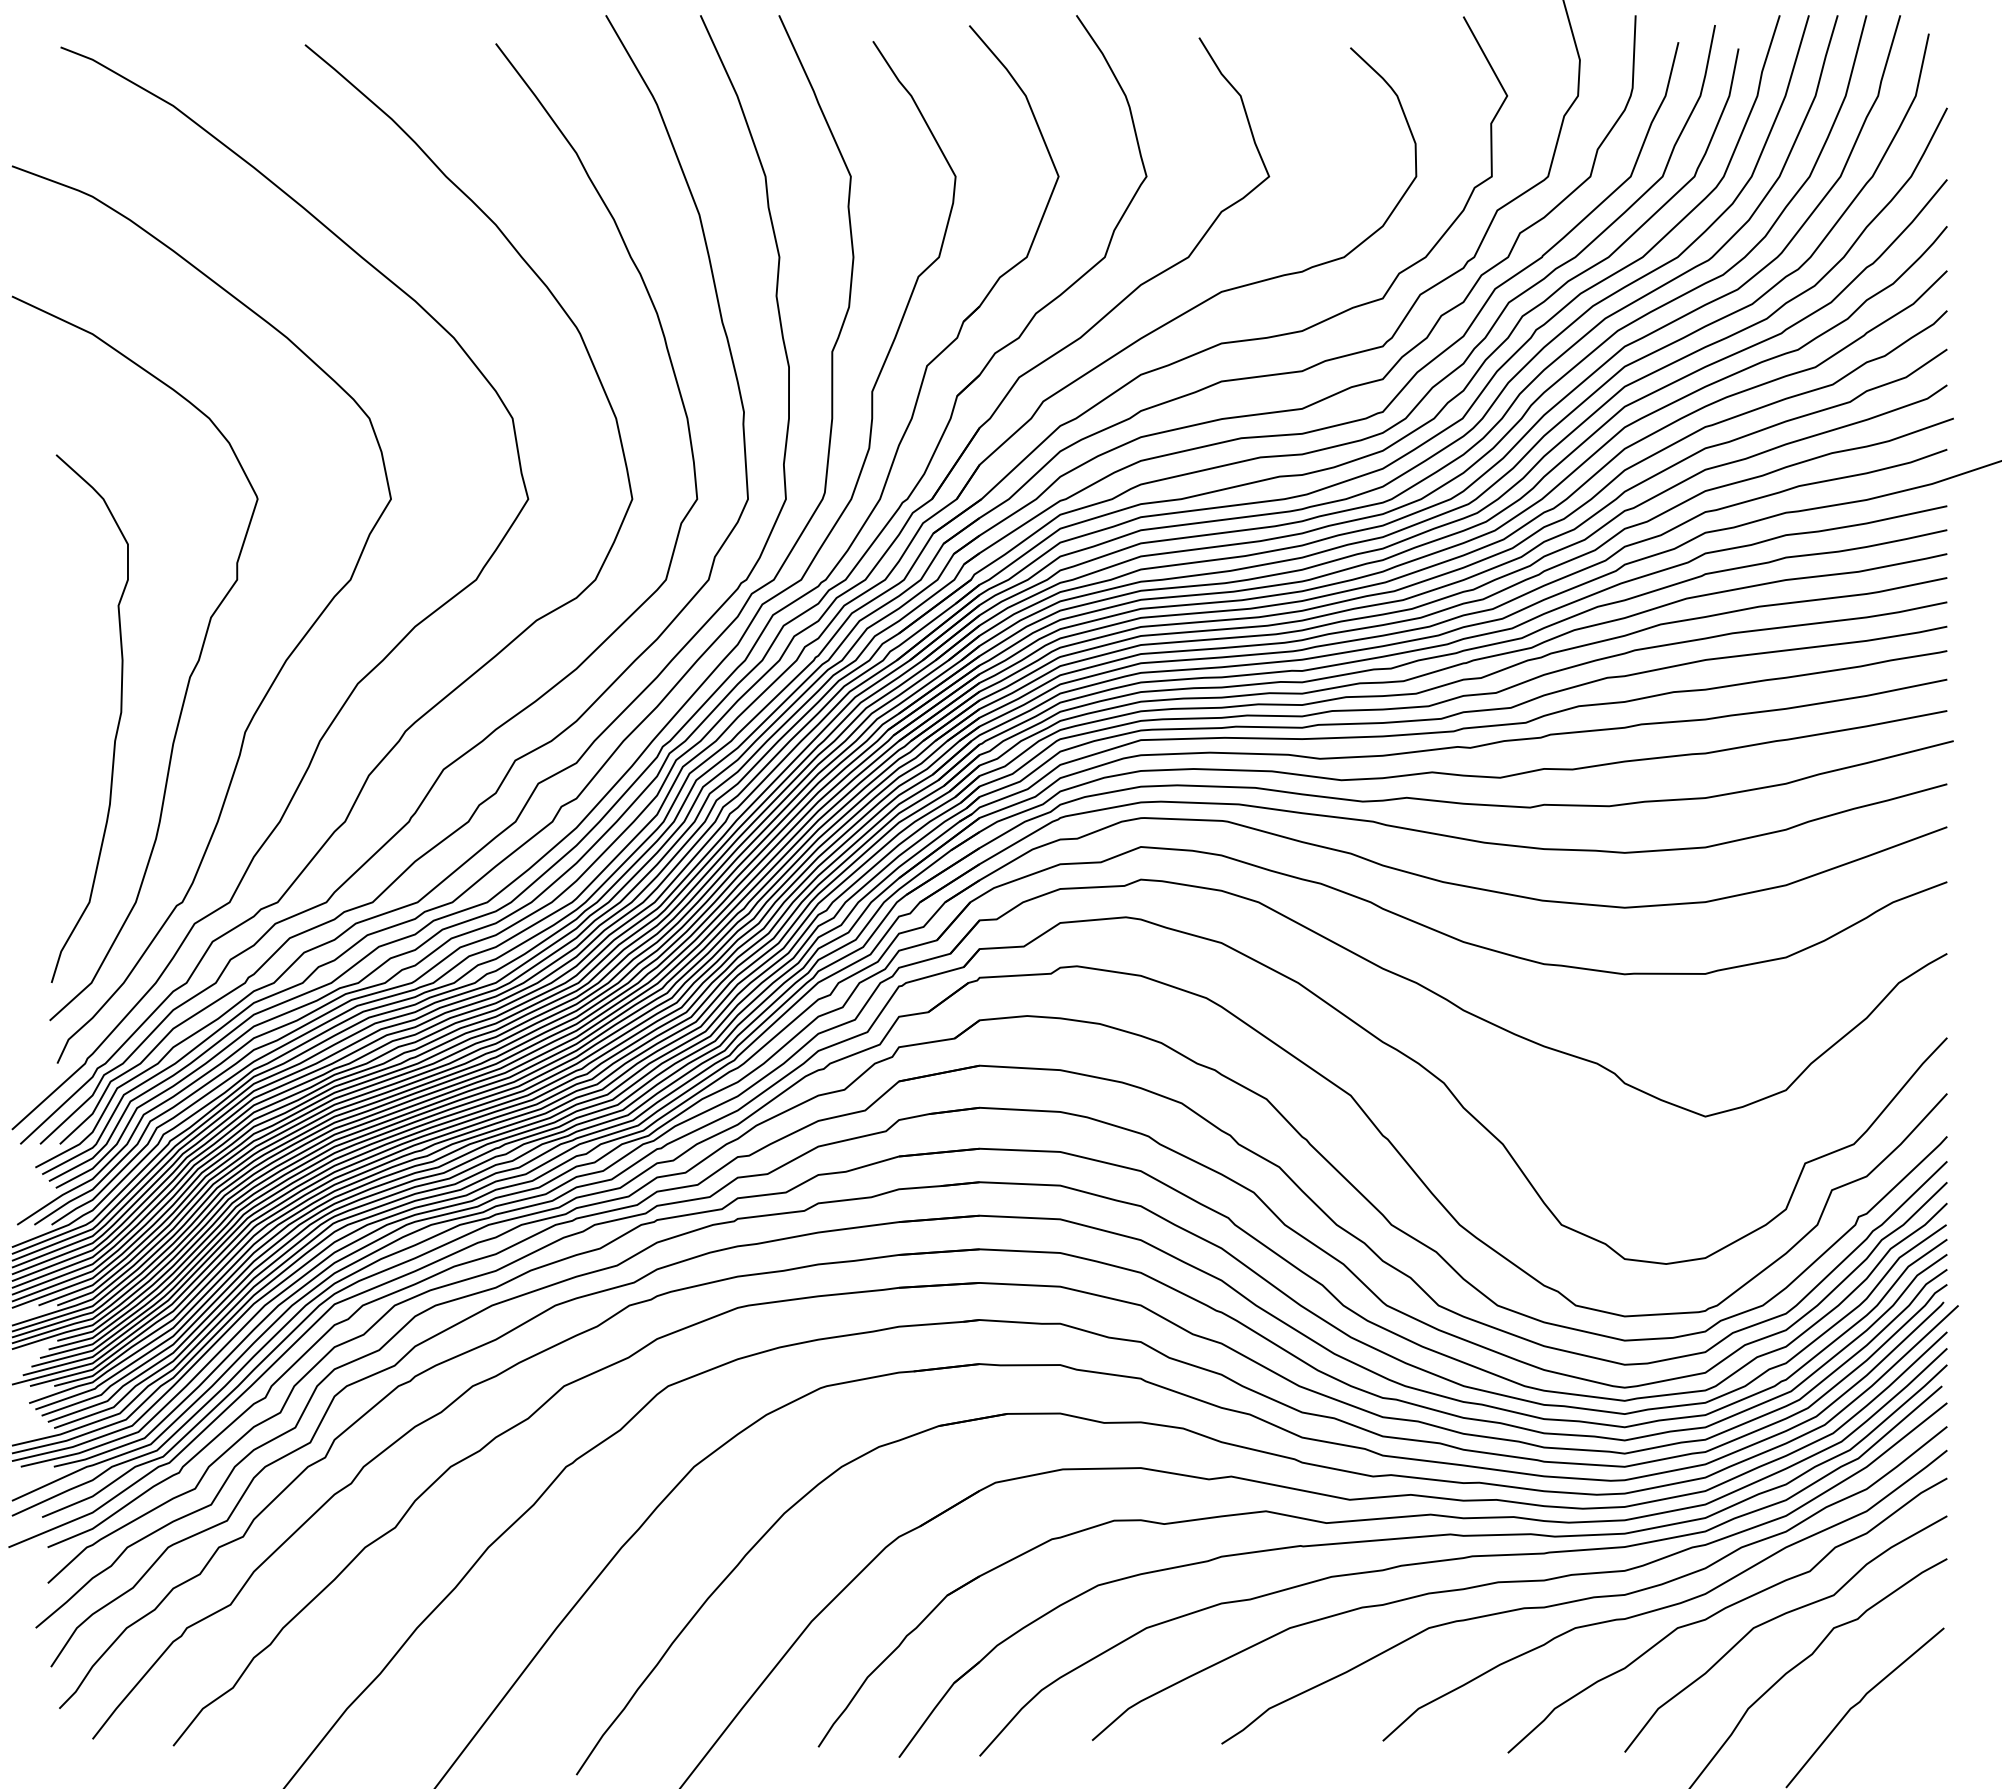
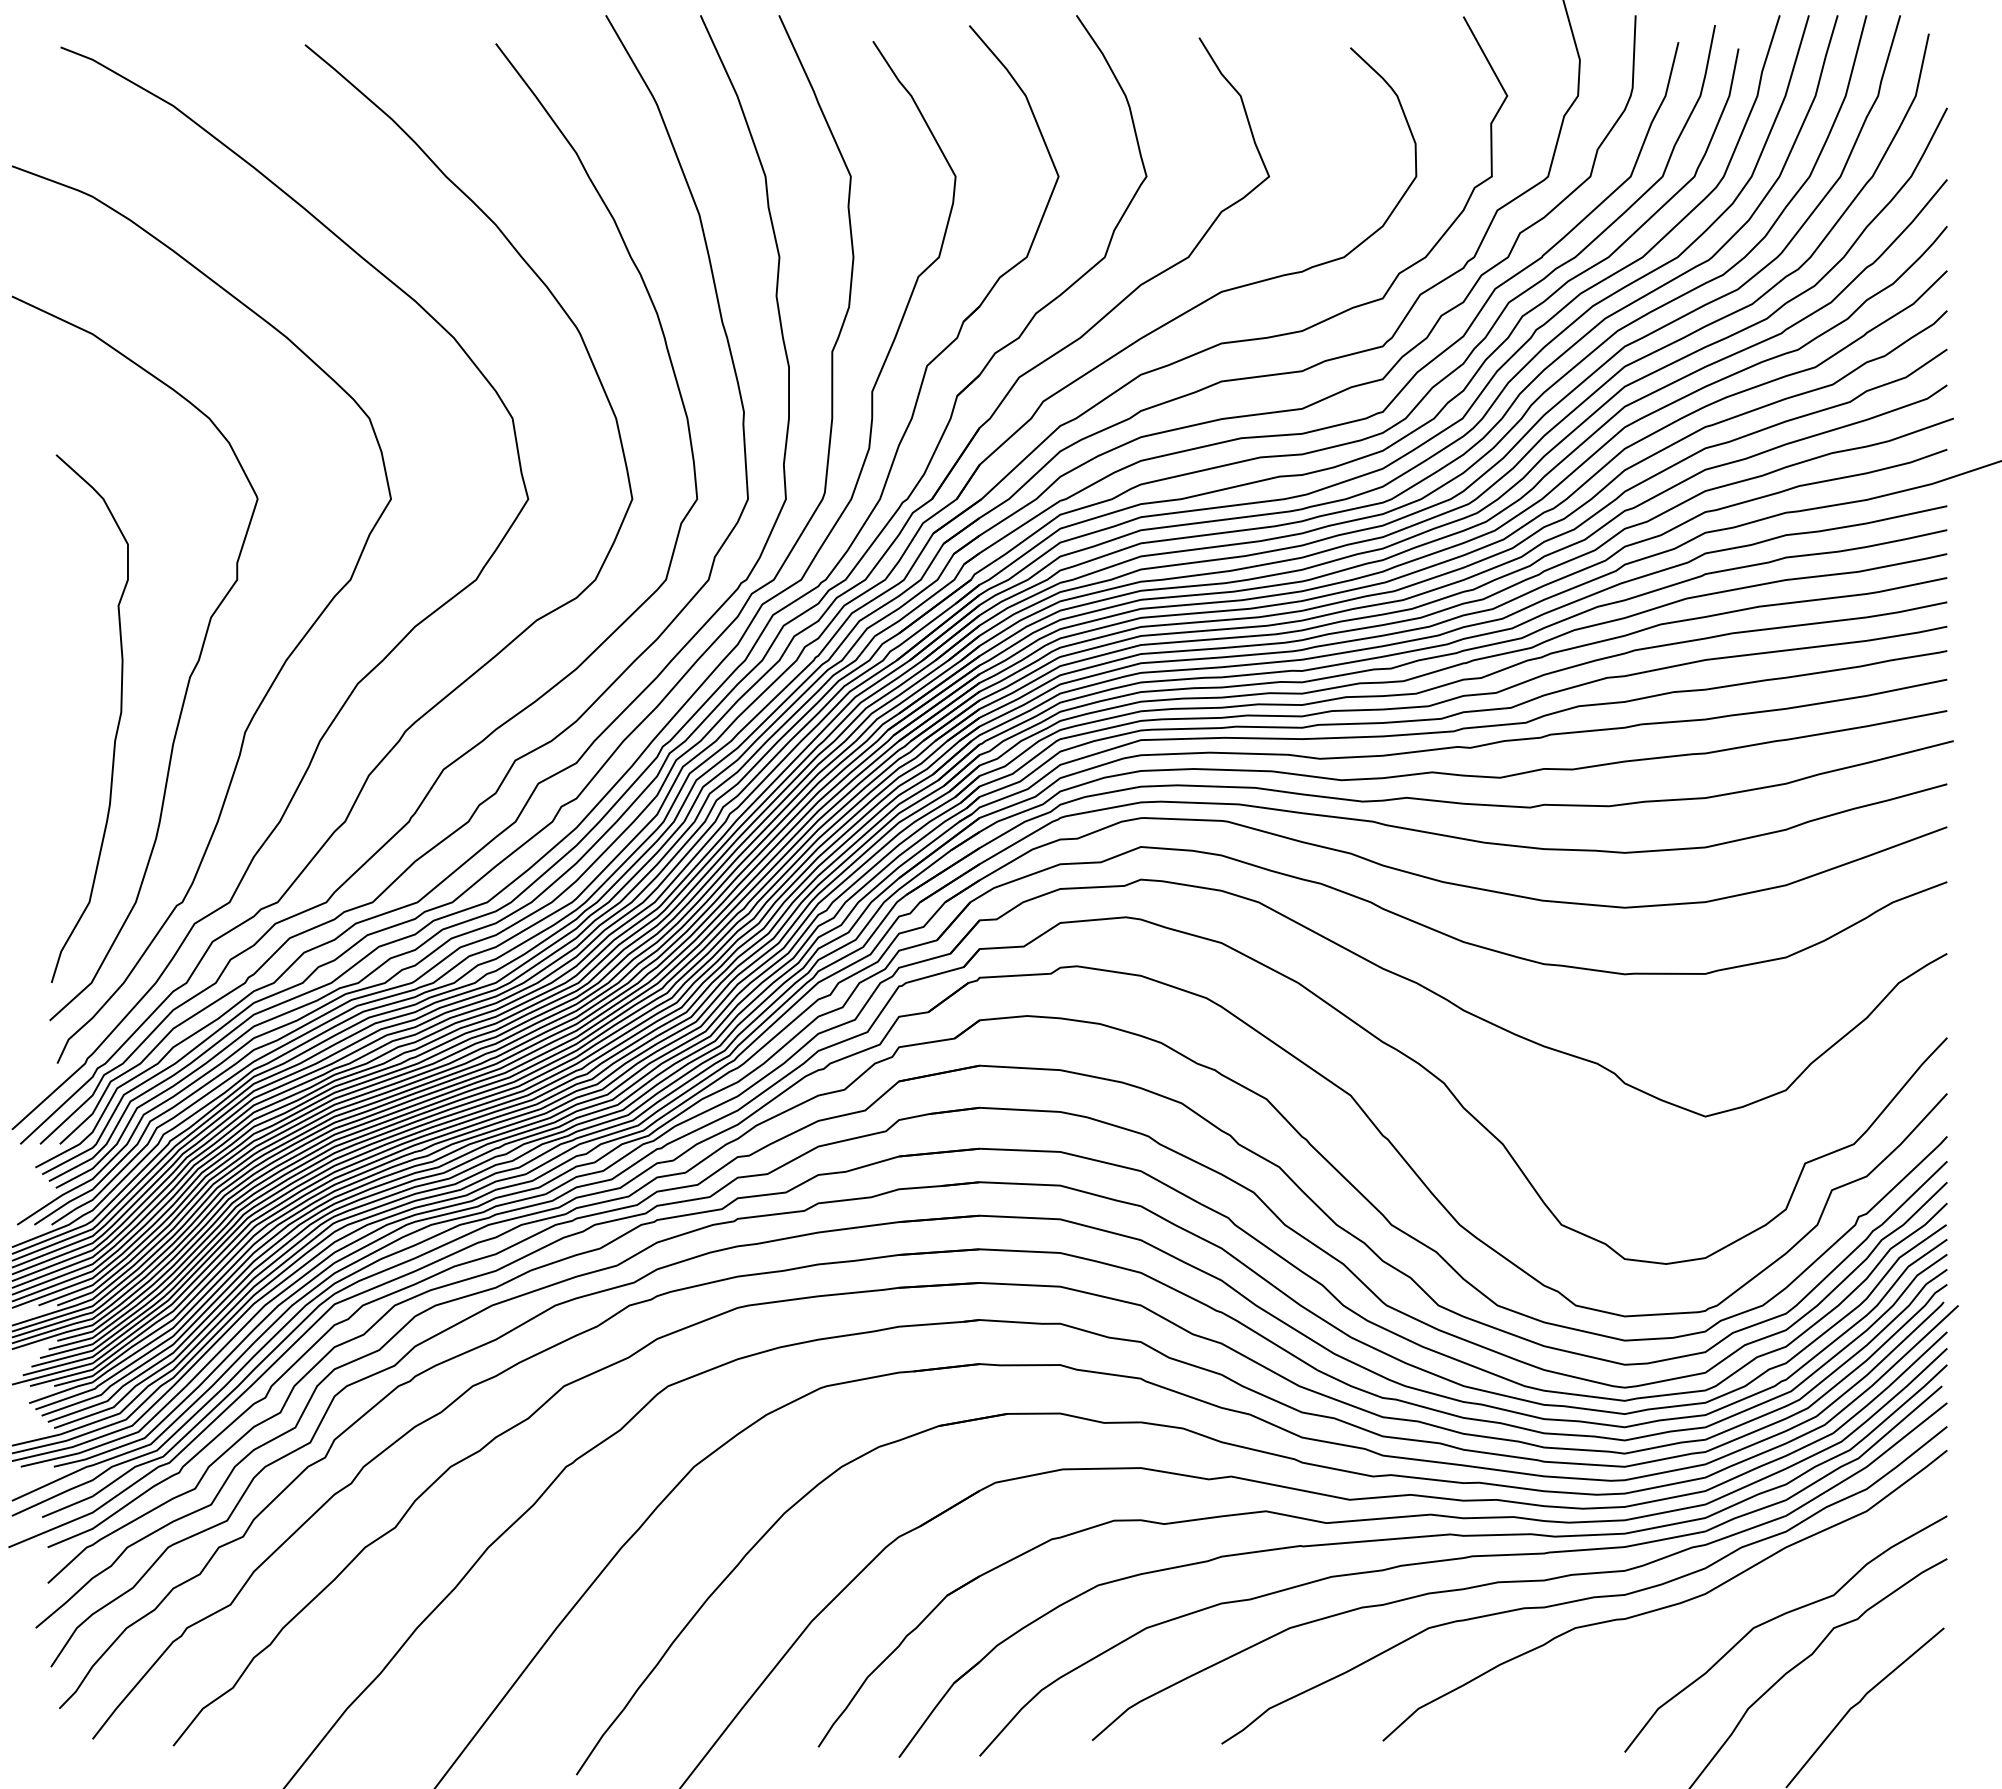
curve: present -> none (1725, 1609)
